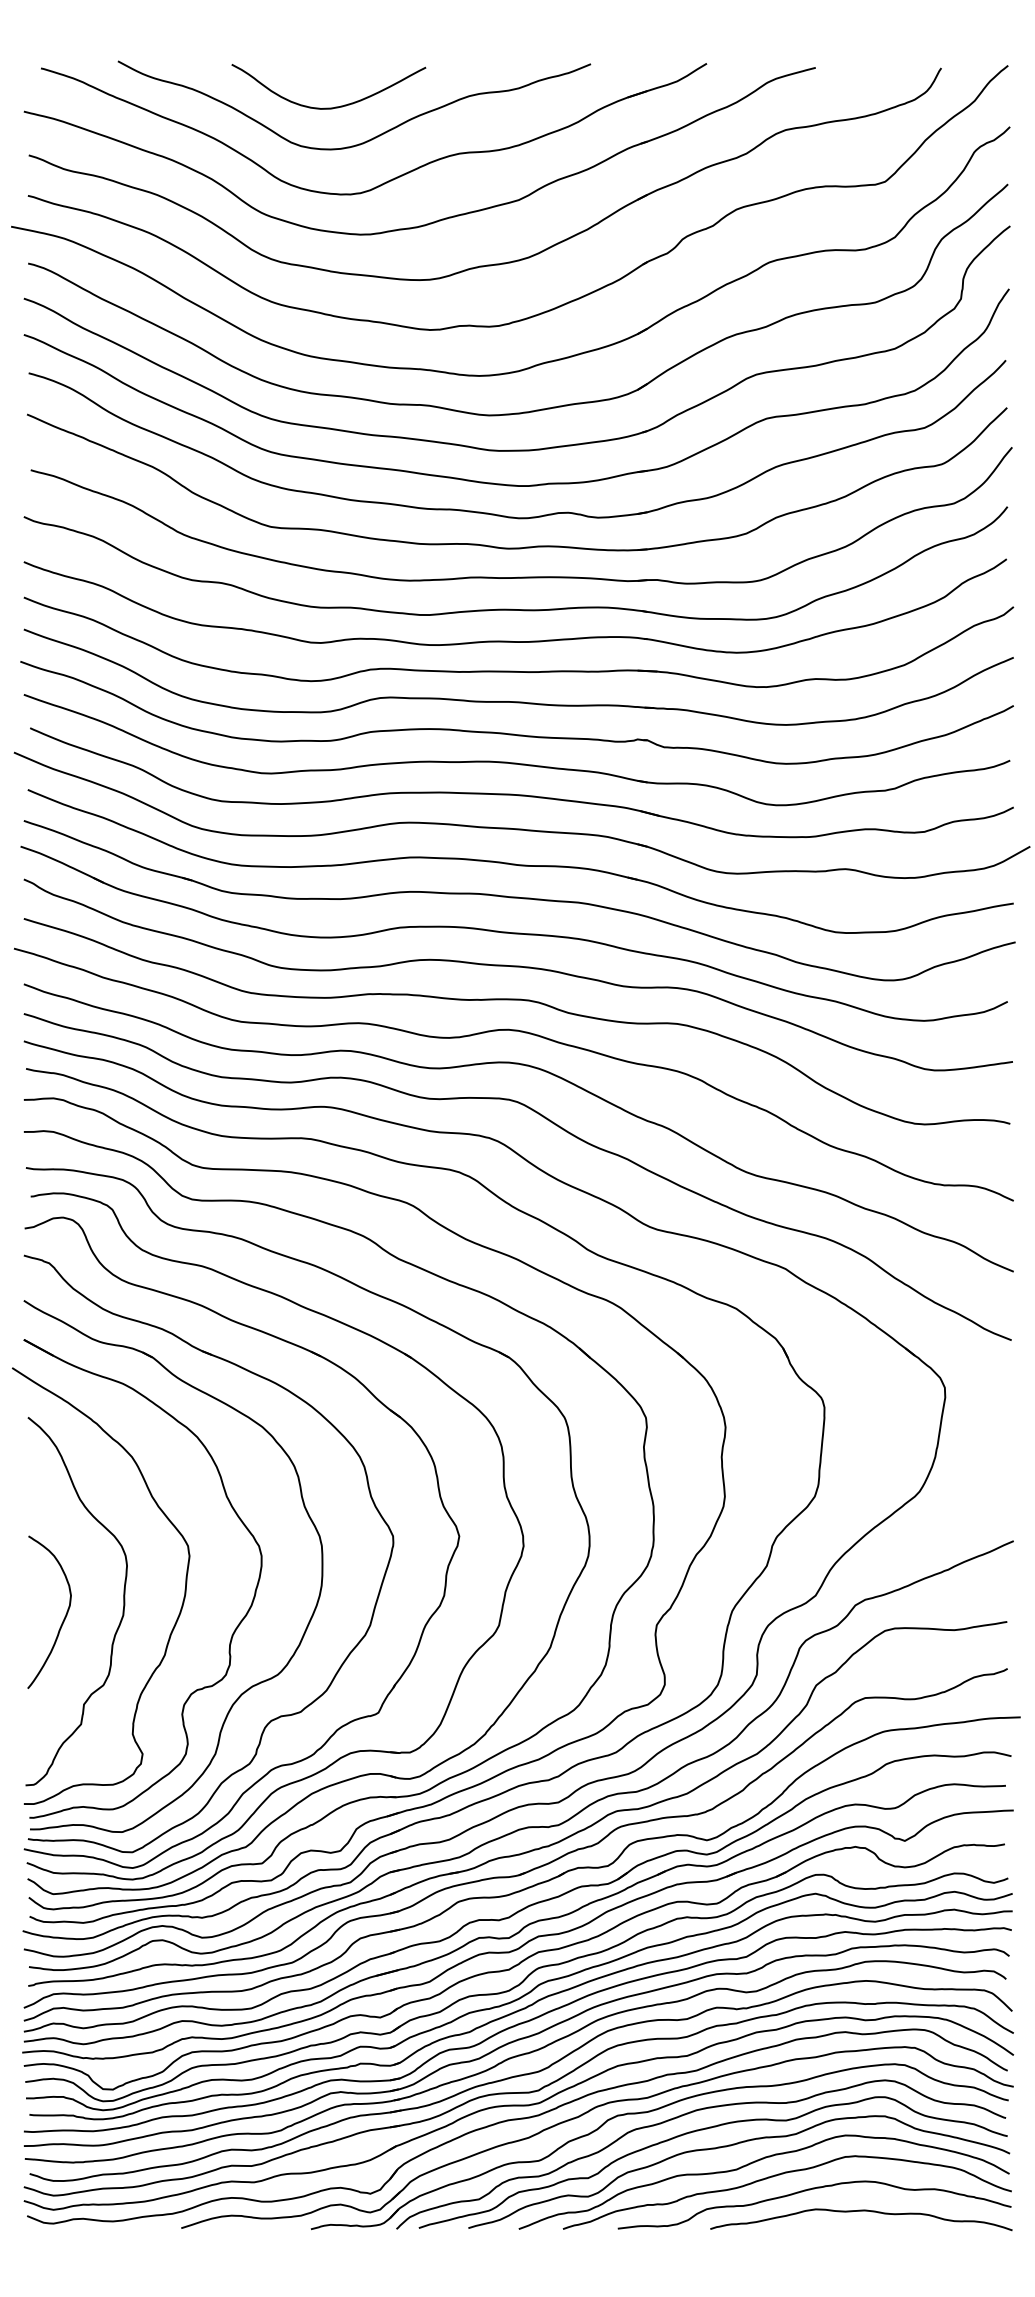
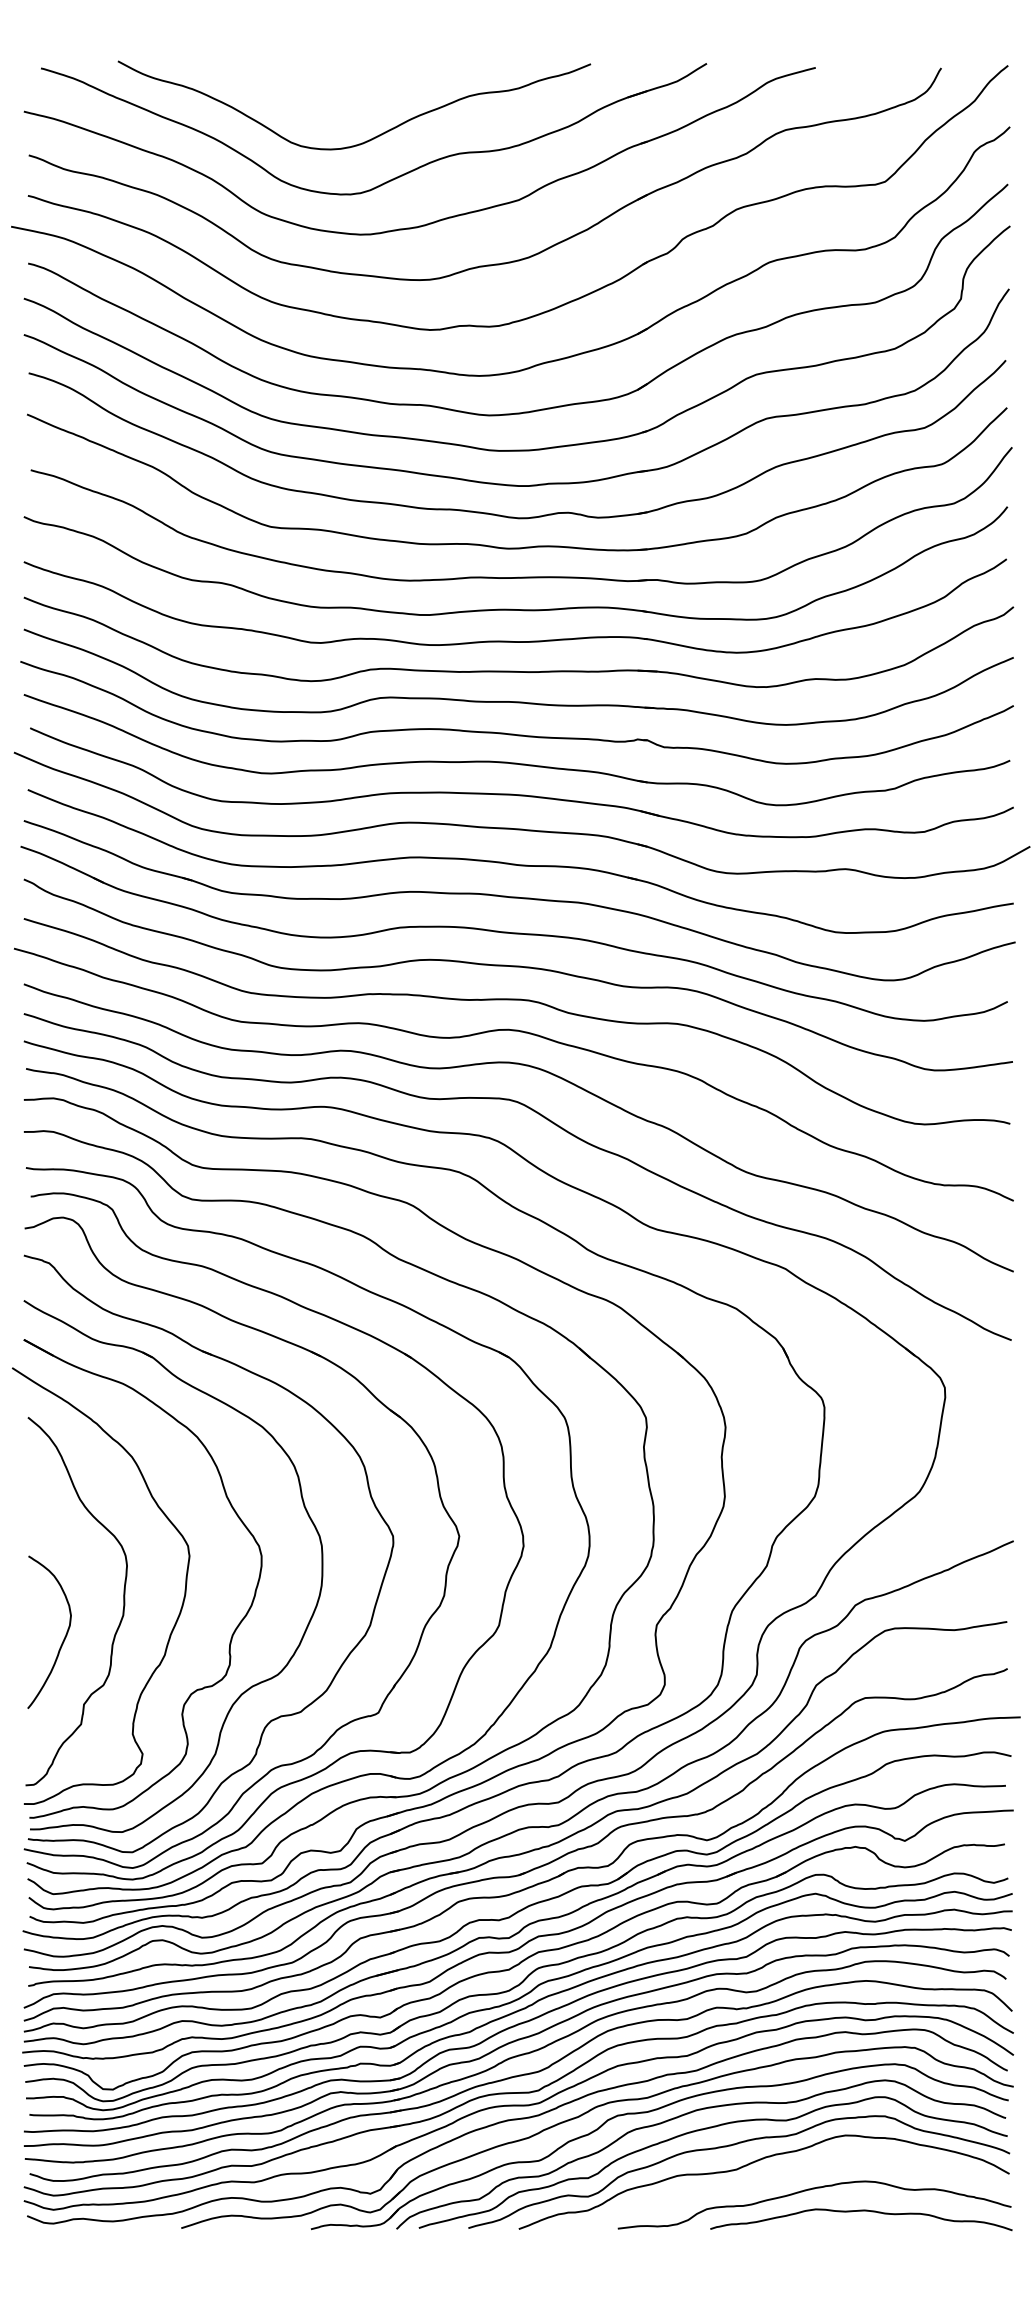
curve: present -> none (328, 107)
curve position: (63, 1618) -> (63, 1638) (63, 1638)
curve: present -> none (783, 2174)
